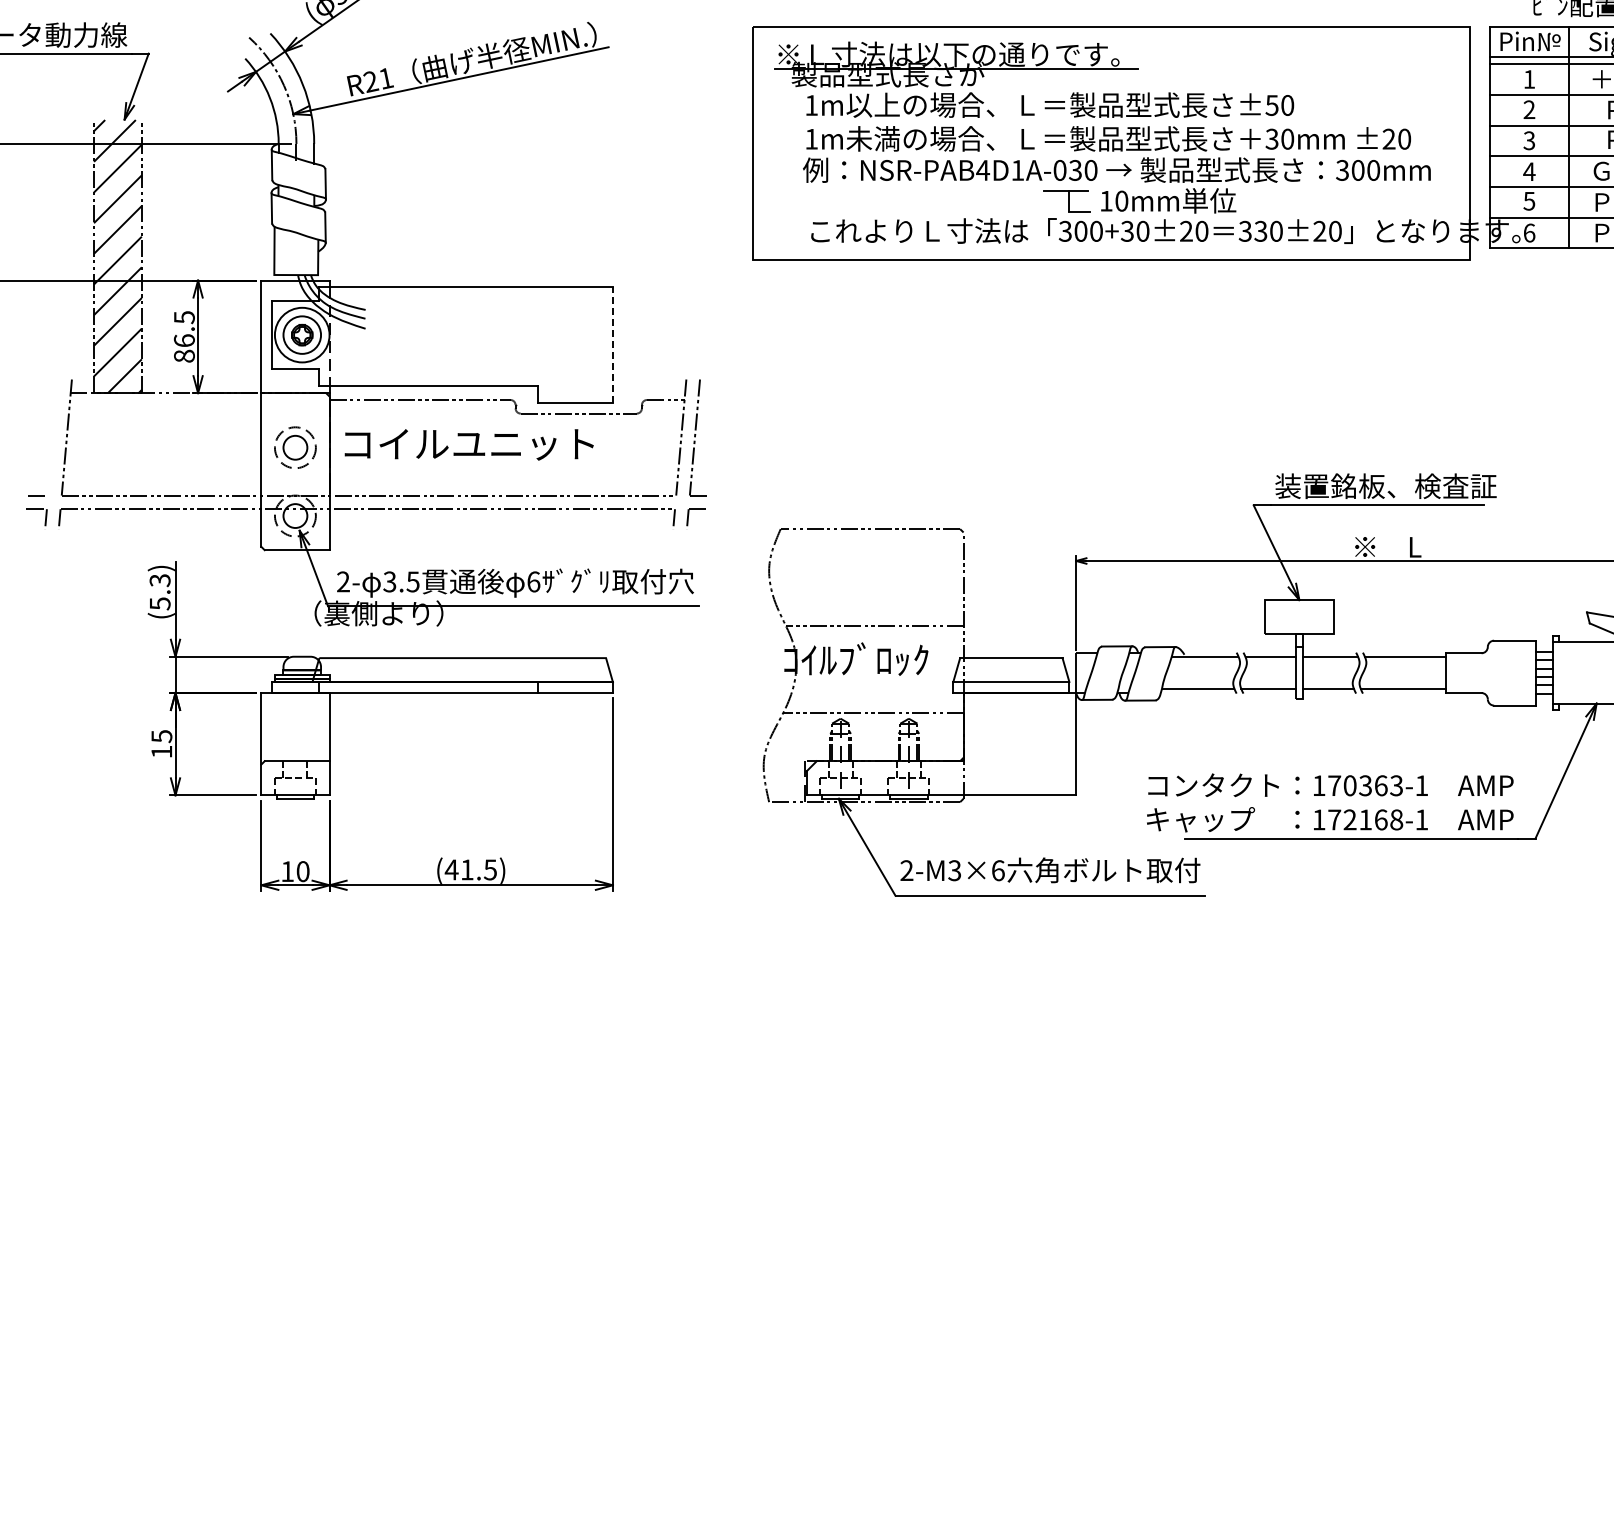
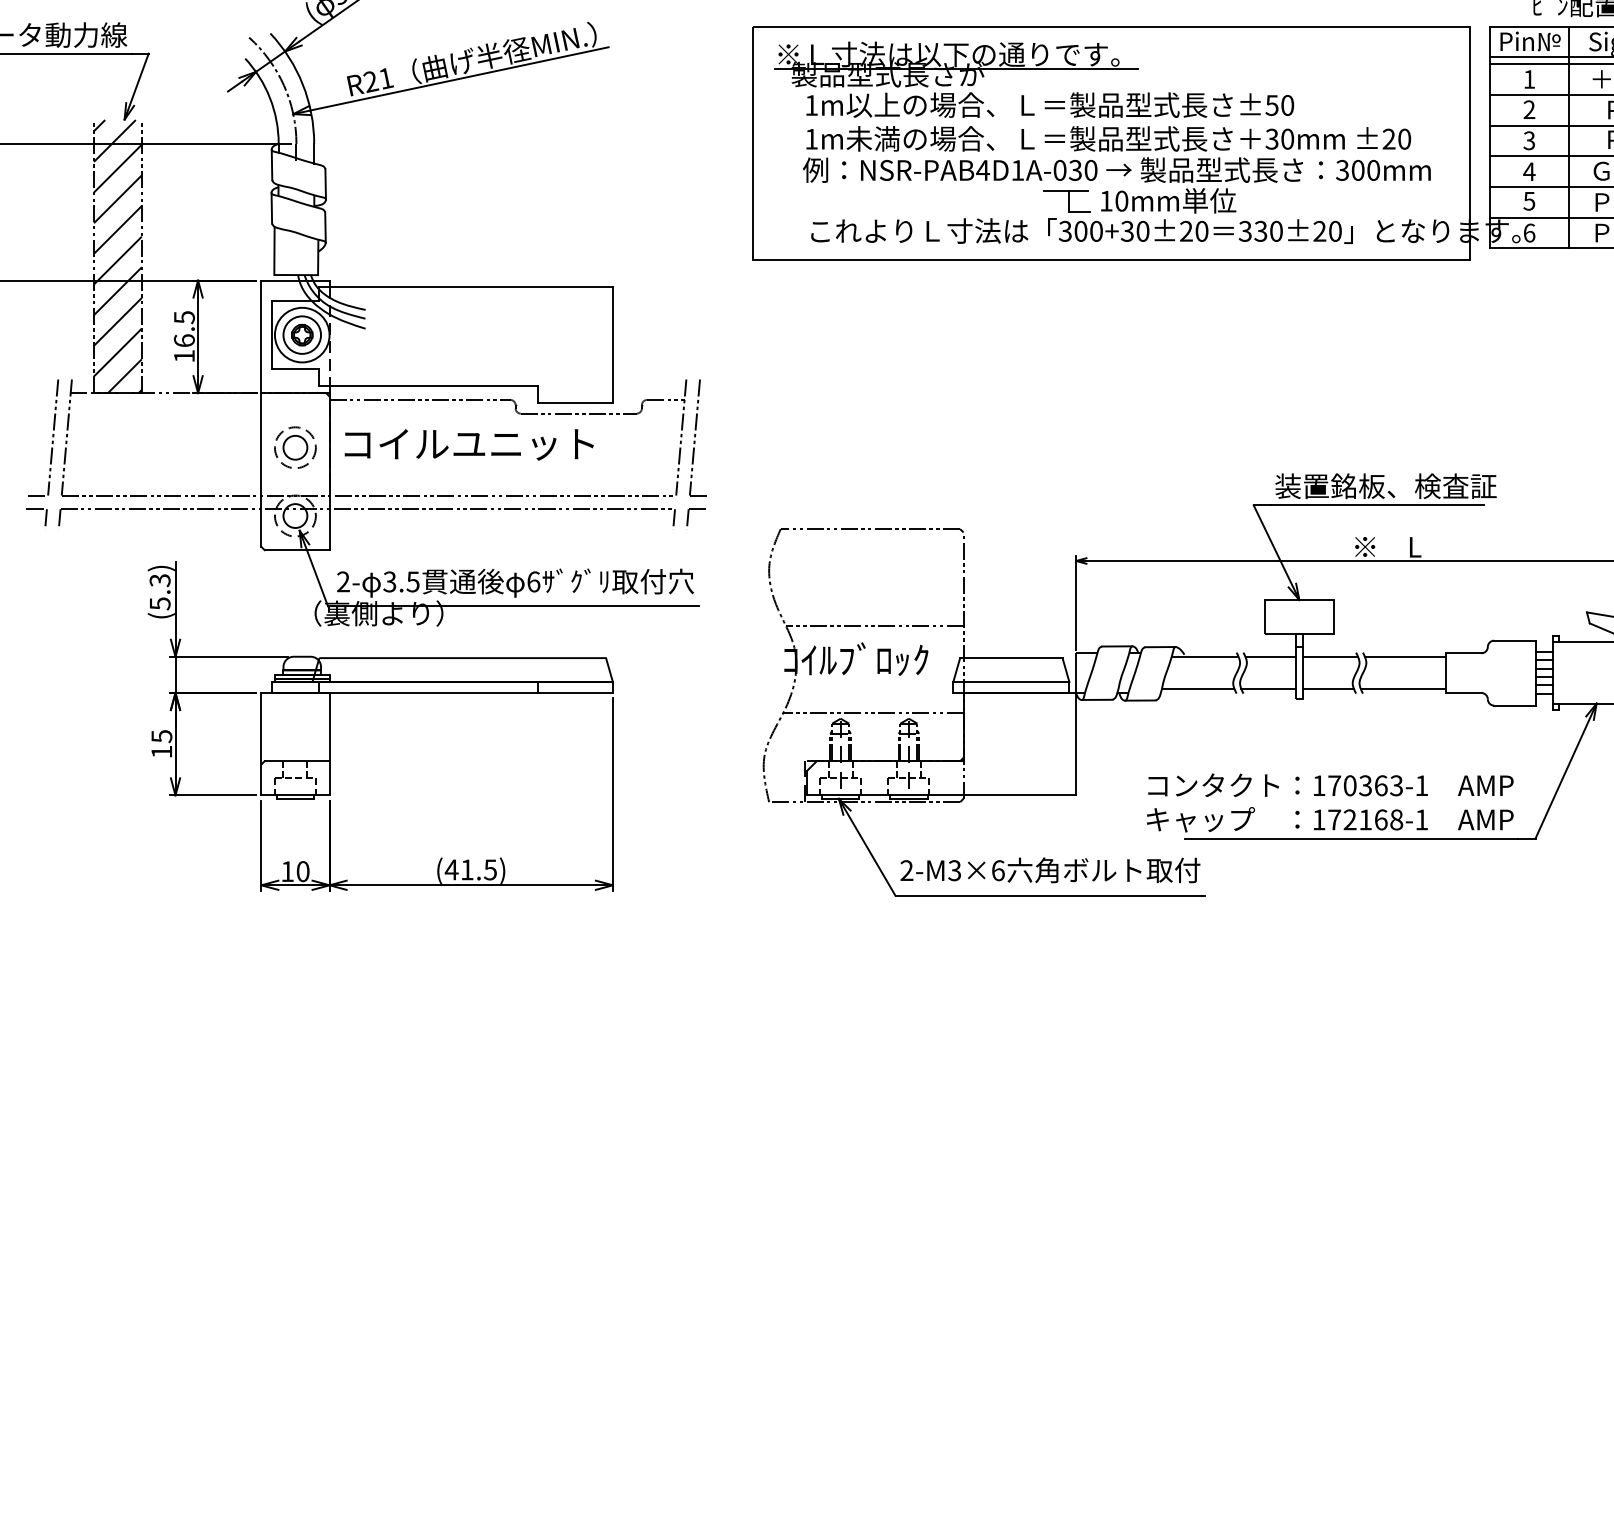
line: dashed -> solid (612, 344)
text: 86.5 -> 16.5 (184, 355)
line: none -> present (53, 437)
